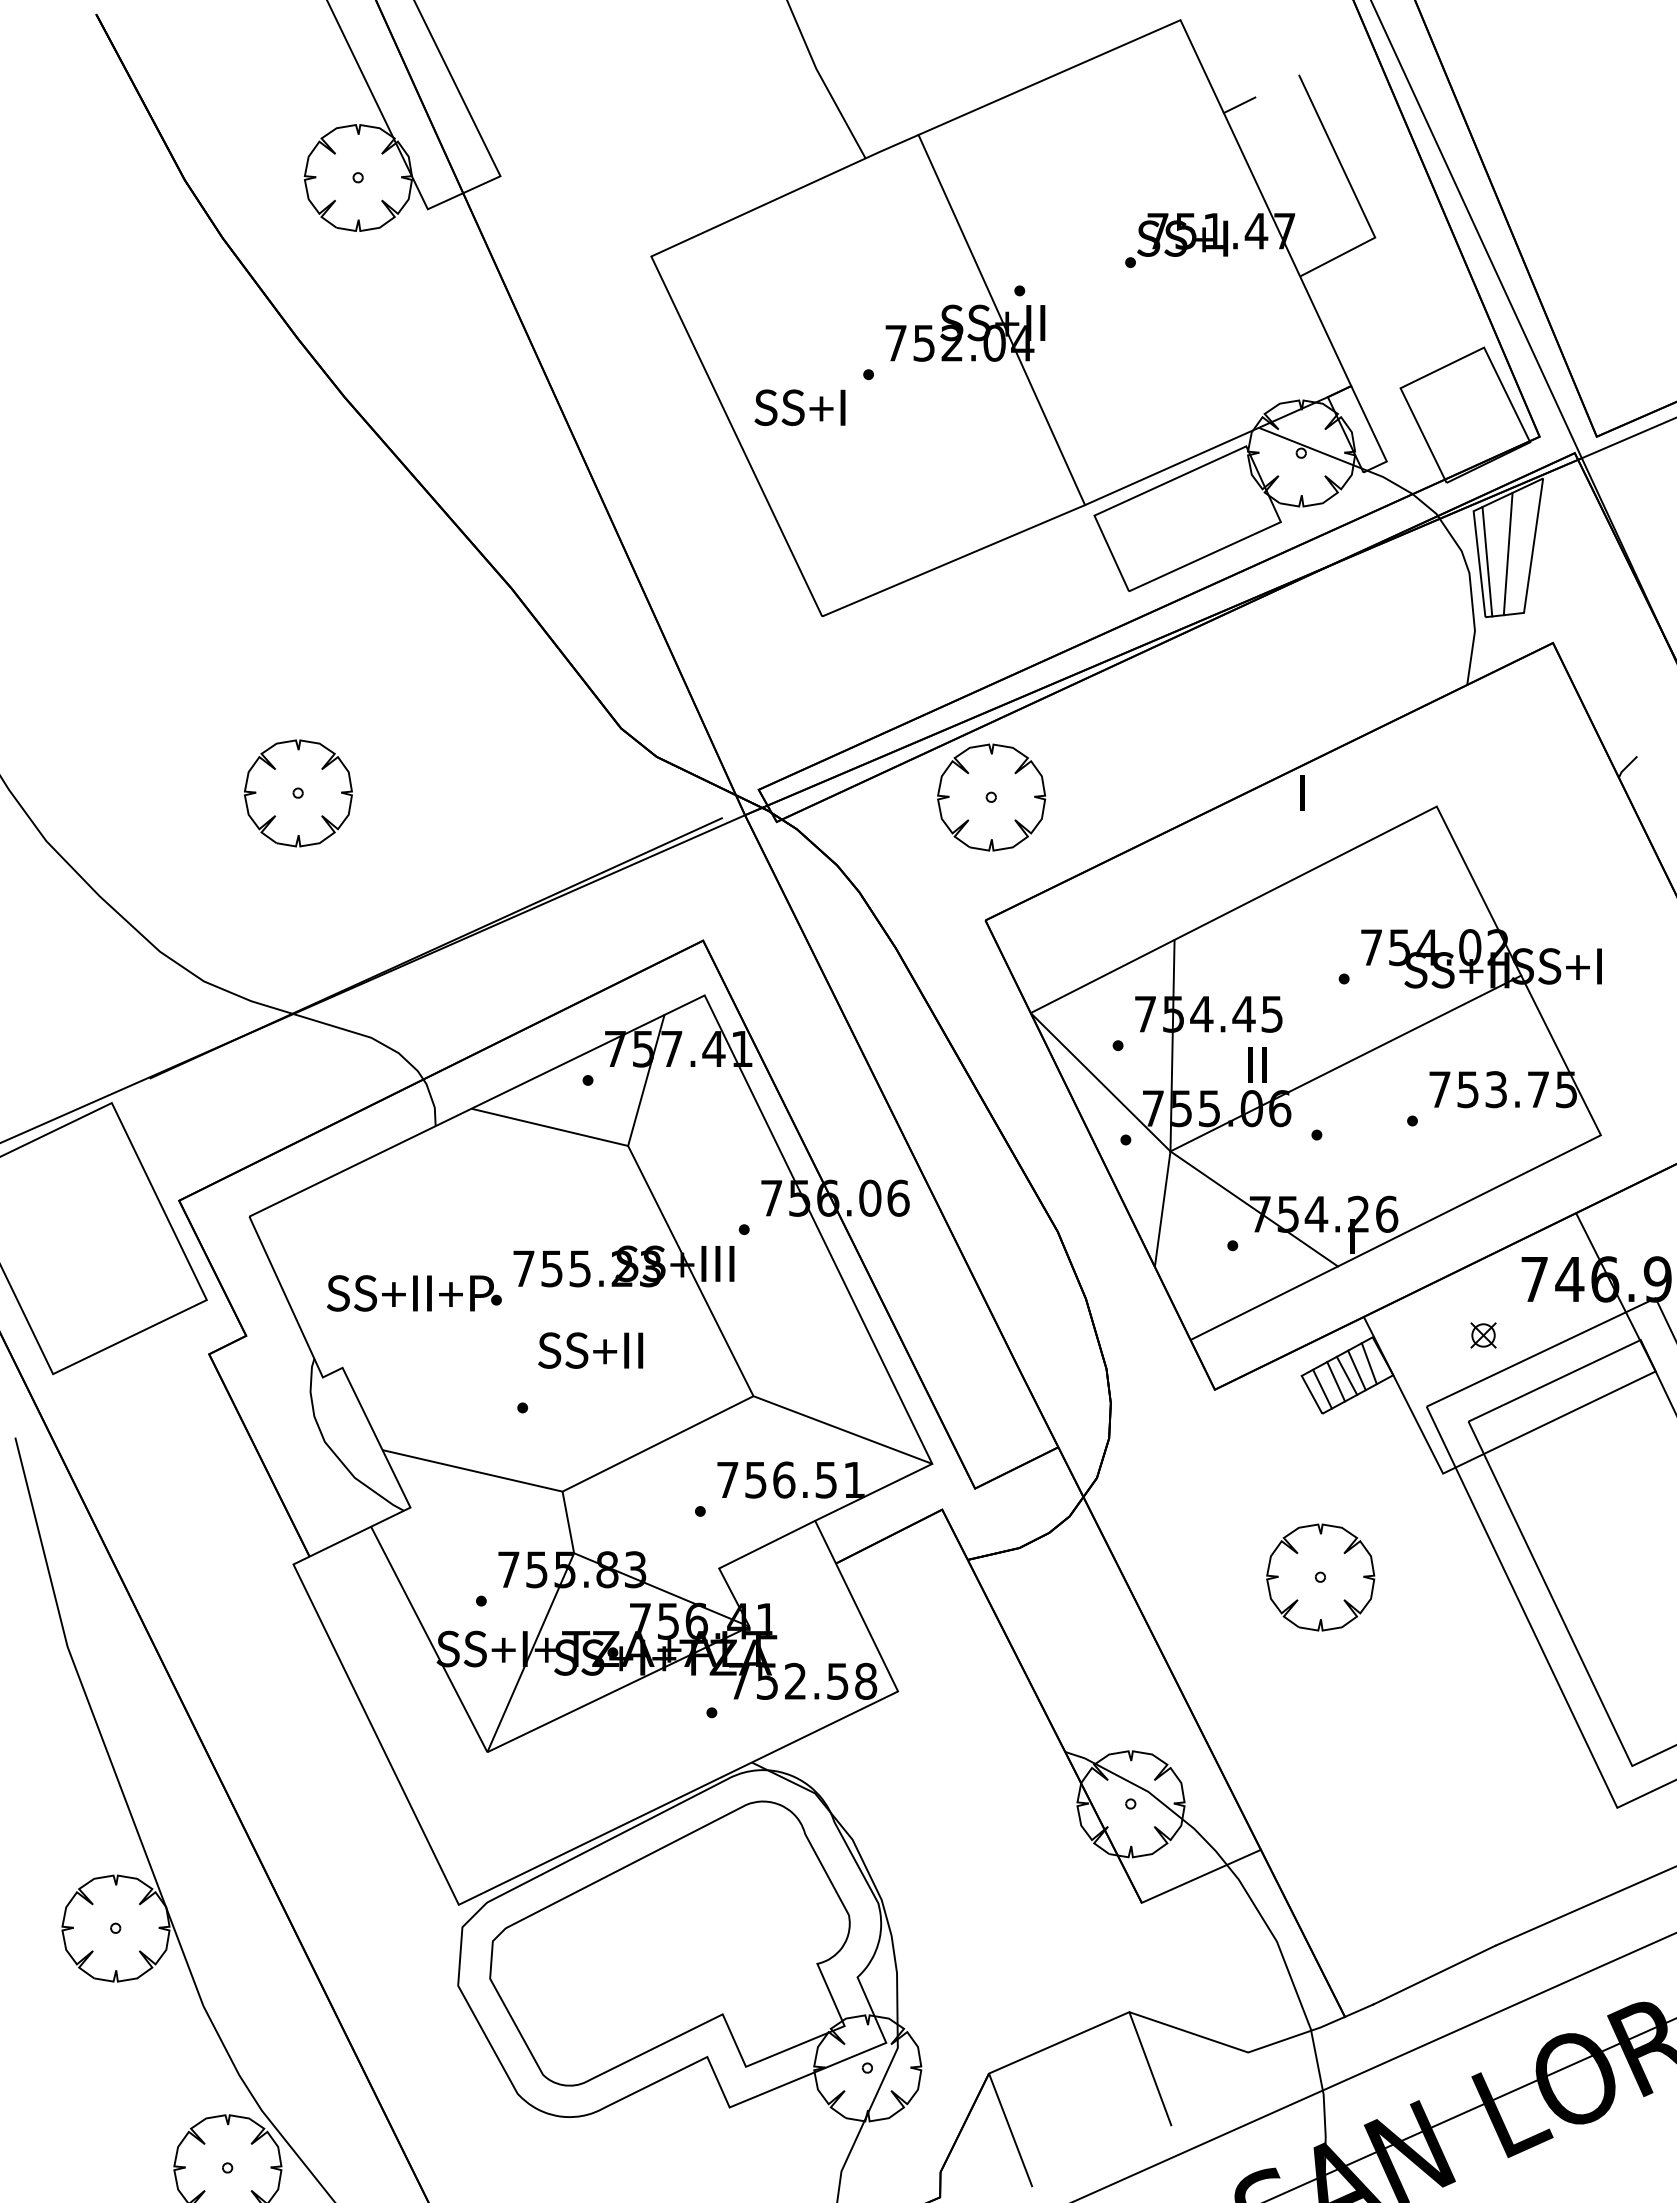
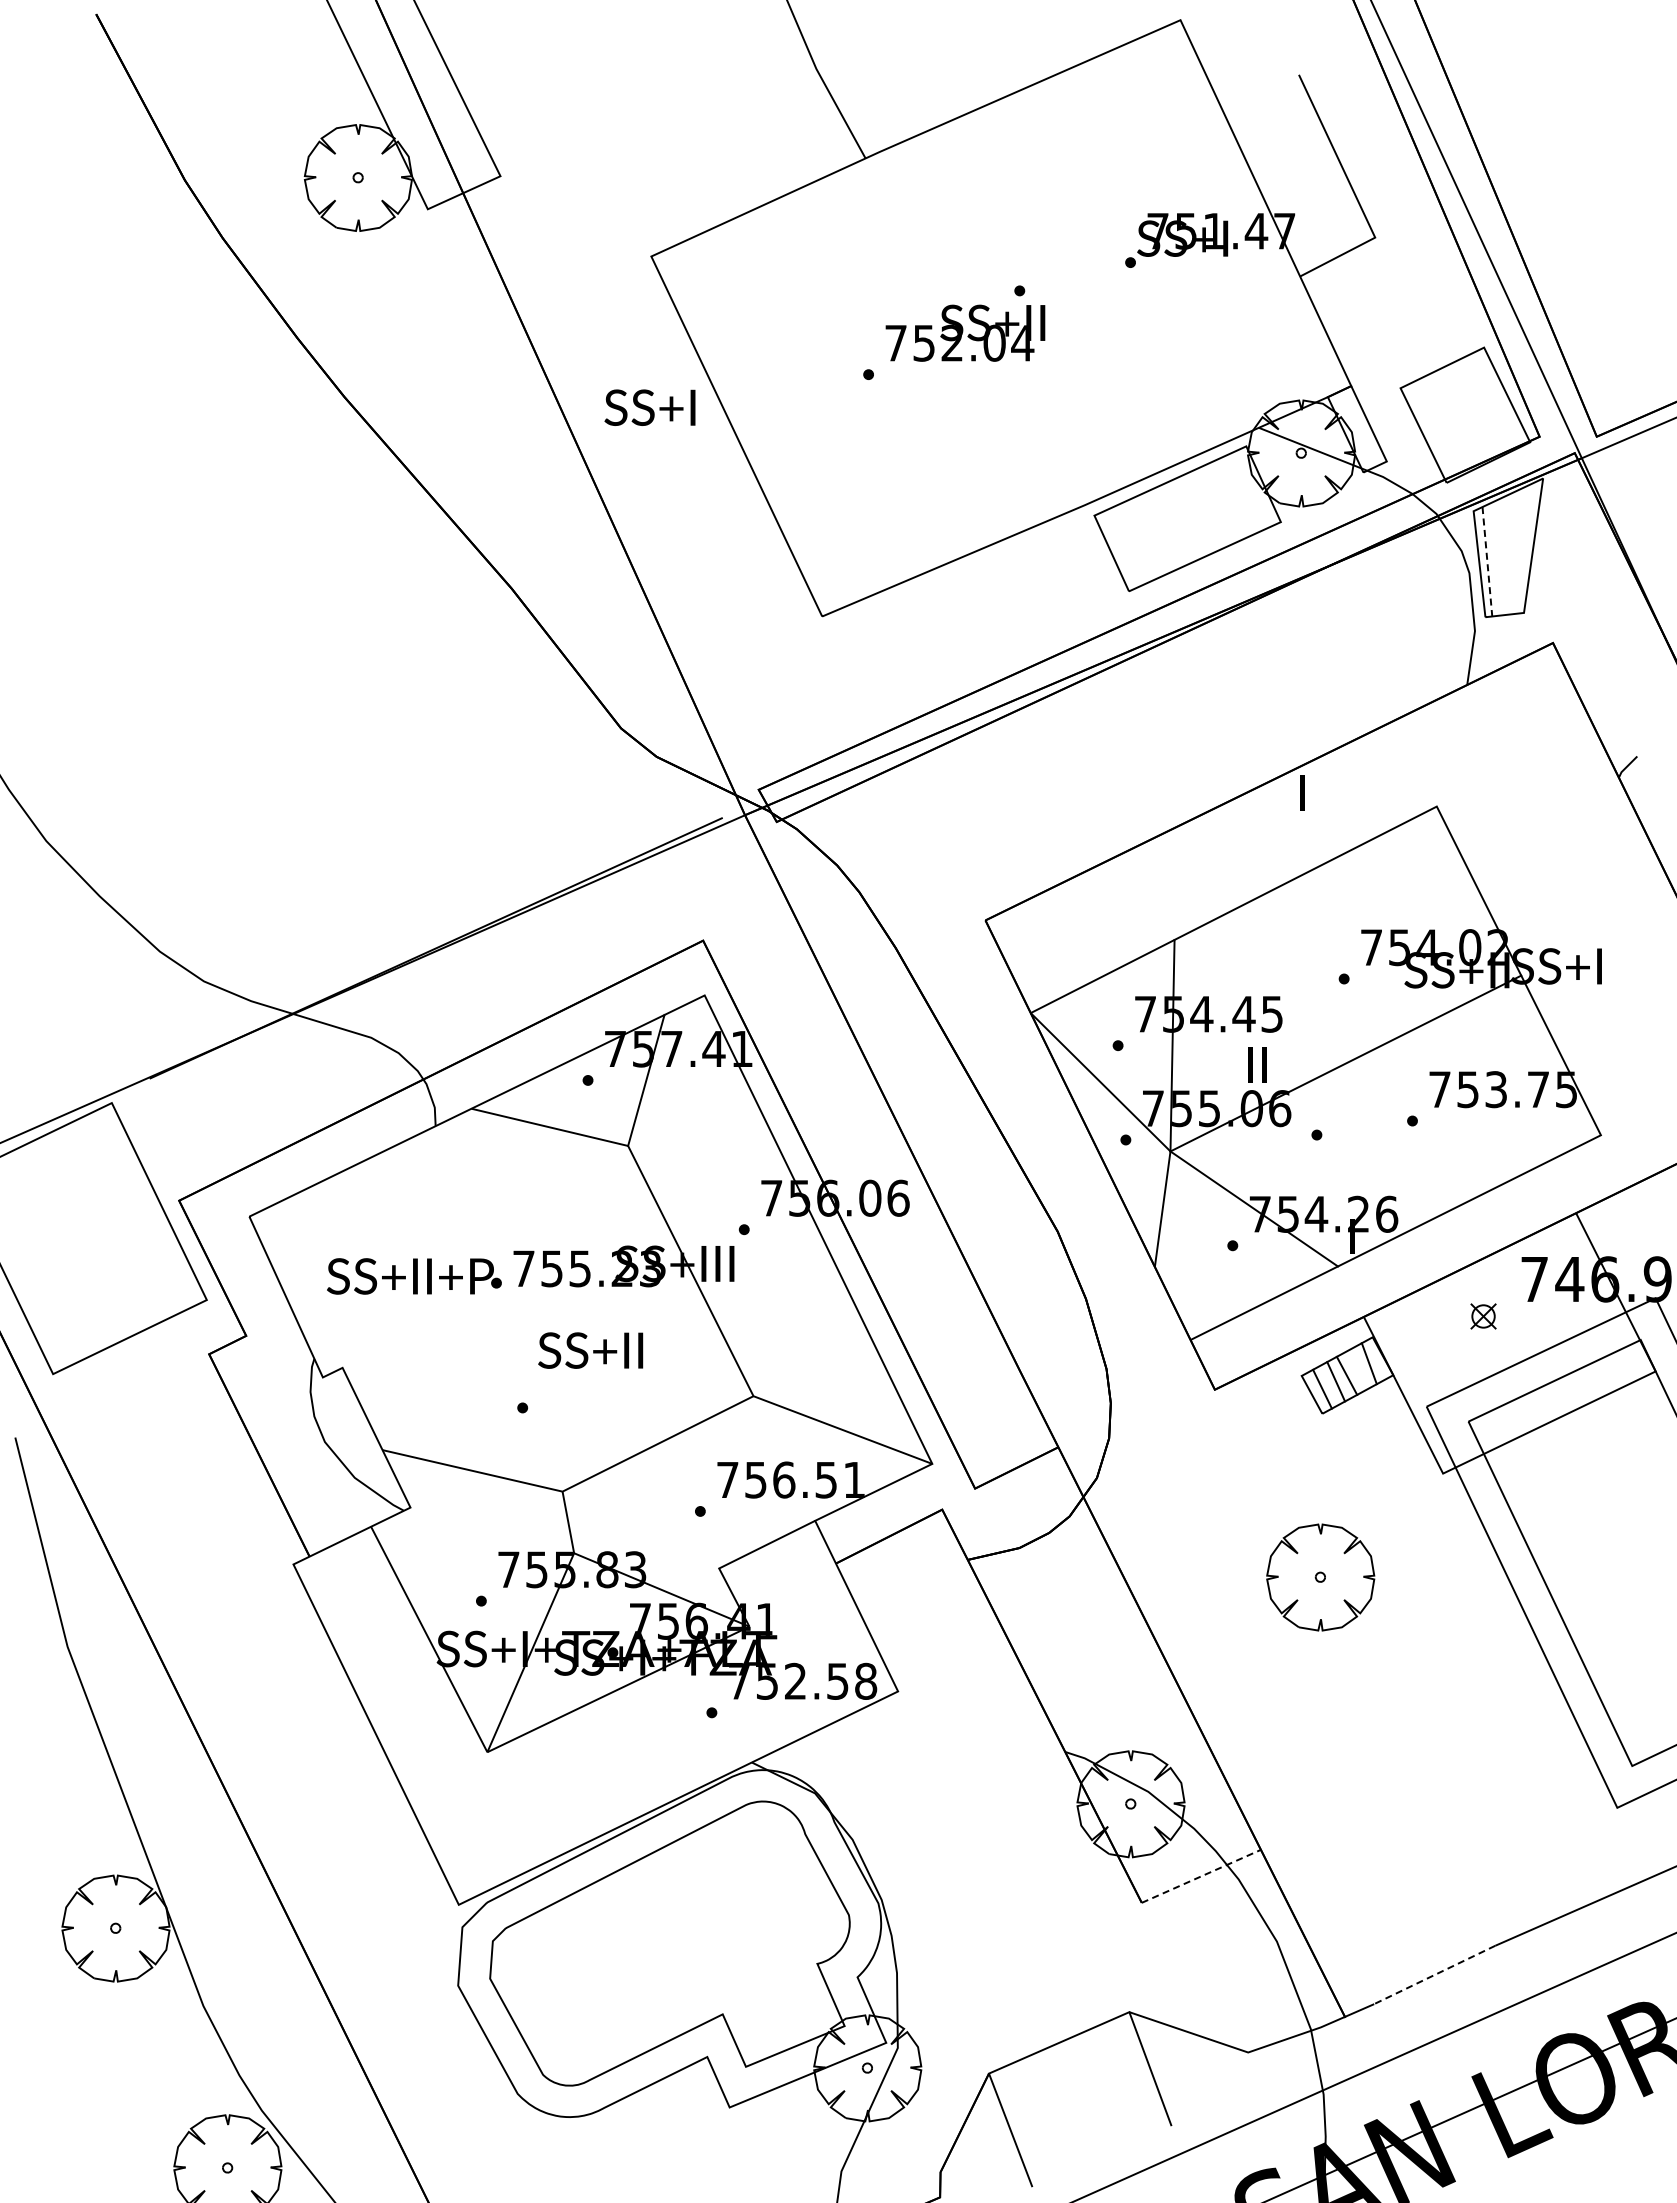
line: present -> none (1239, 105)
line: present -> none (1001, 319)
text position: (799, 407) -> (649, 407) (649, 407)
line: present -> none (1507, 553)
line: solid -> dashed (1487, 561)
part: present -> none (298, 793)
part: present -> none (991, 797)
part position: (414, 1293) -> (414, 1276) (414, 1276)
part position: (1483, 1335) -> (1483, 1316) (1483, 1316)
line: present -> none (1356, 1370)
line: solid -> dashed (1201, 1876)
line: solid -> dashed (1434, 1975)
